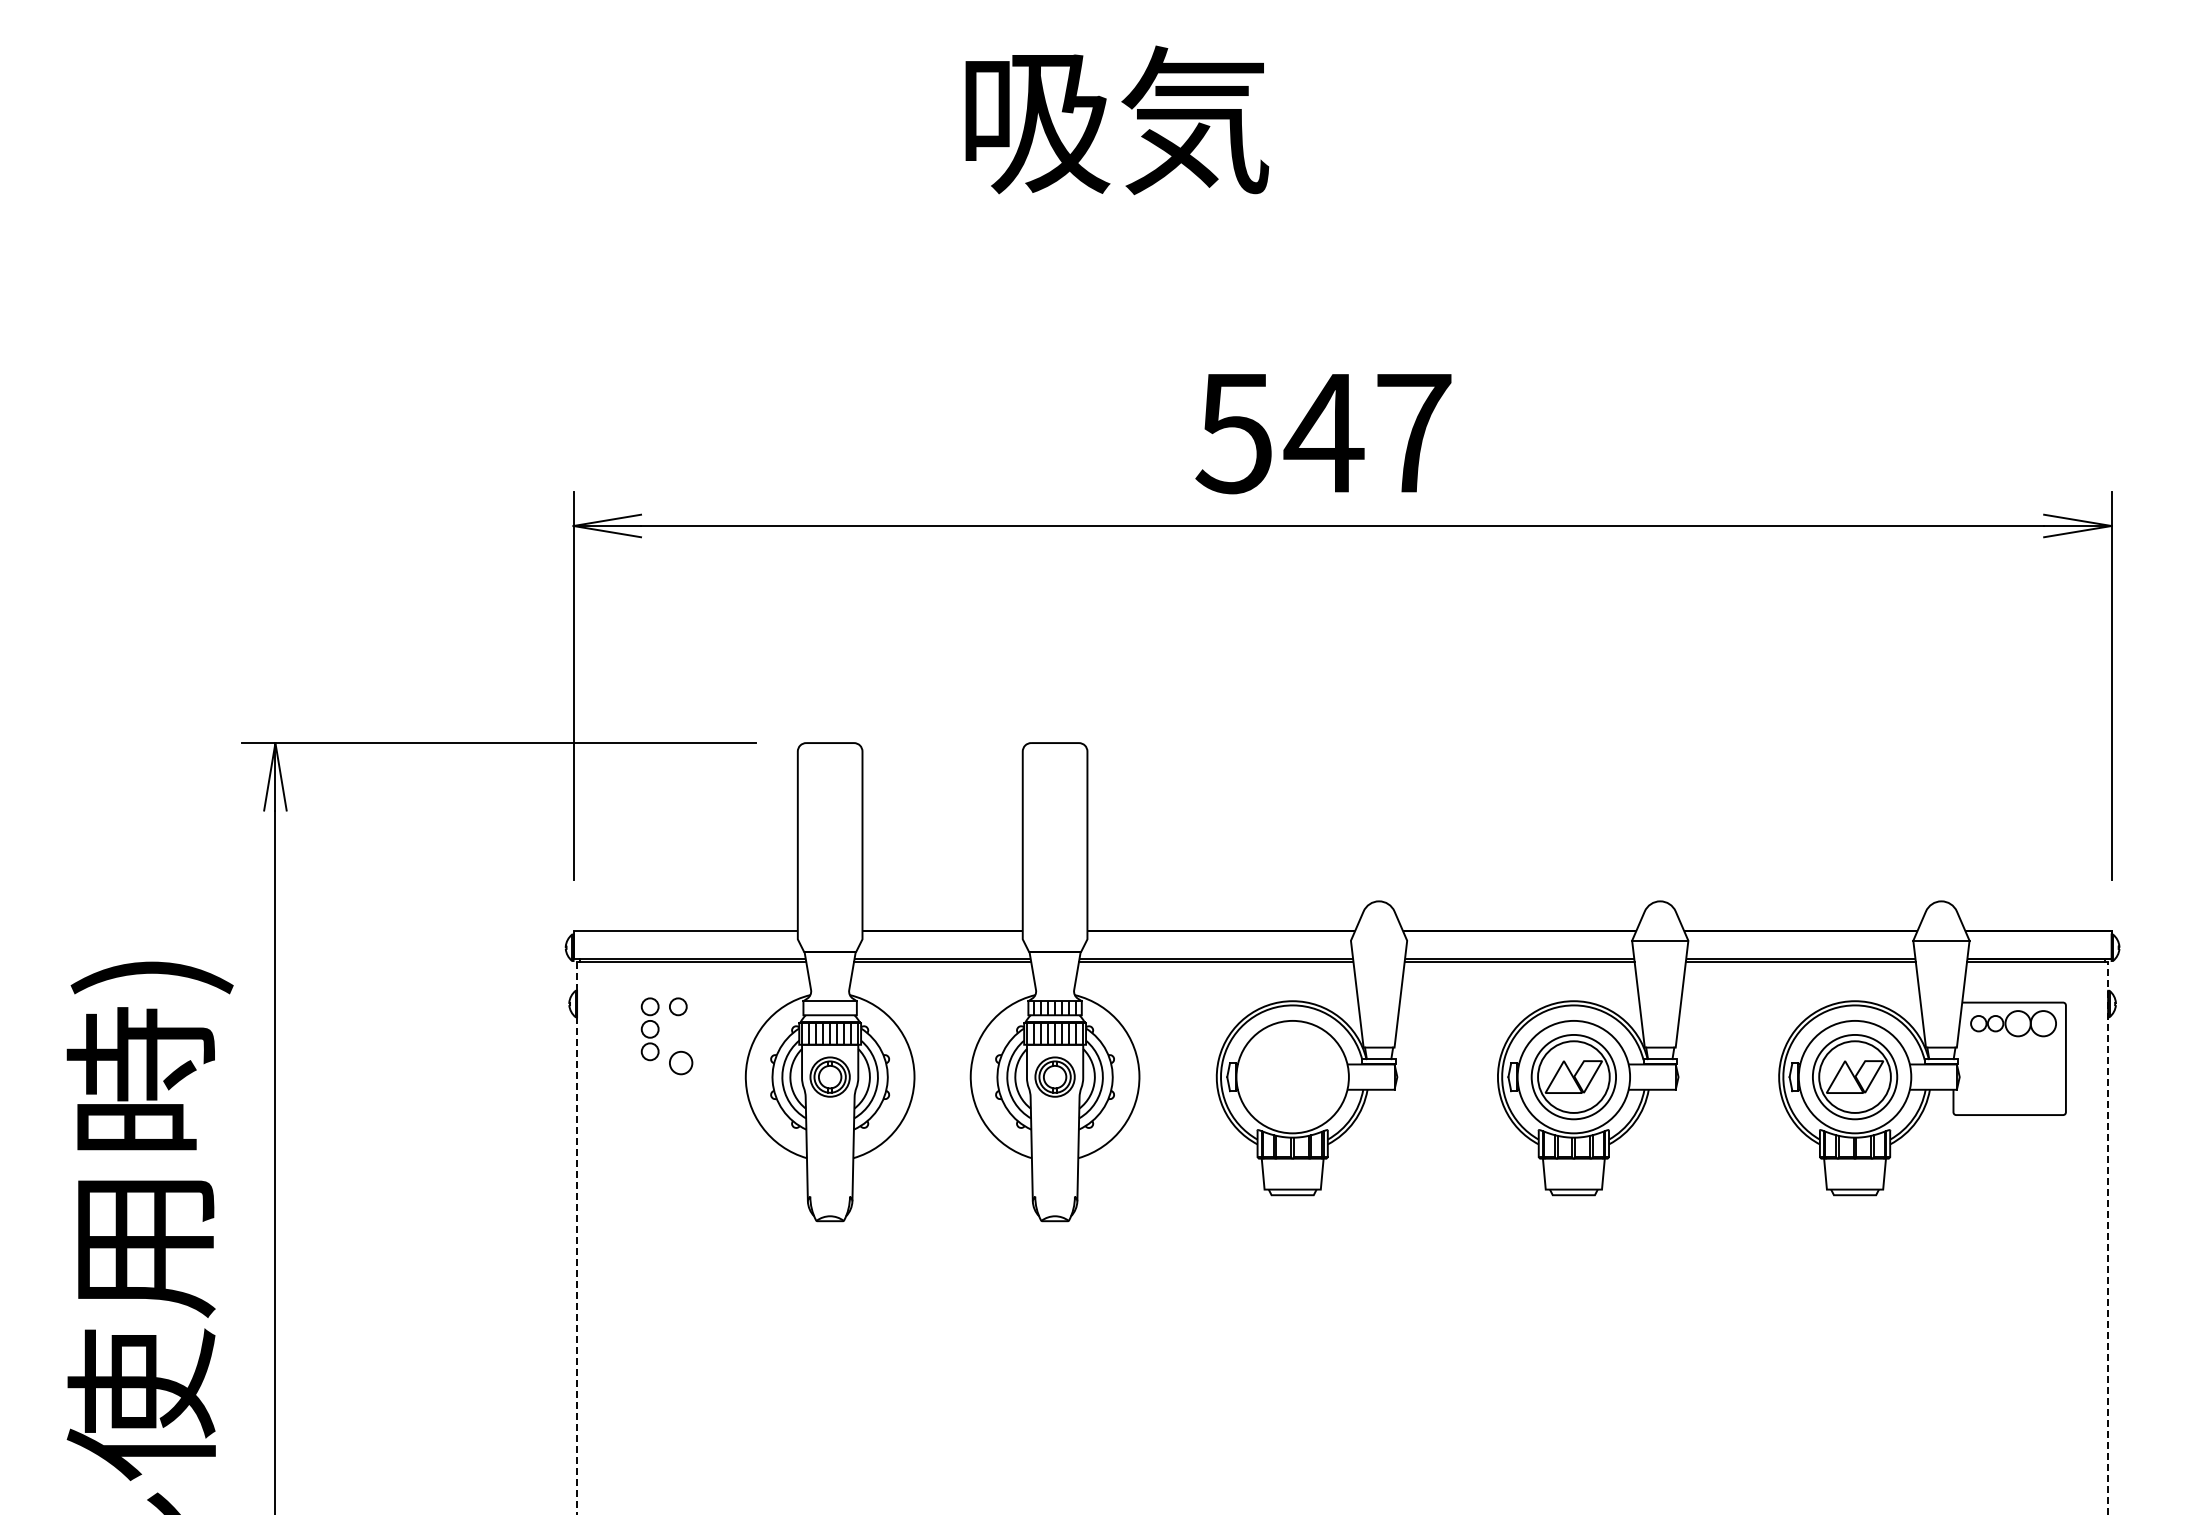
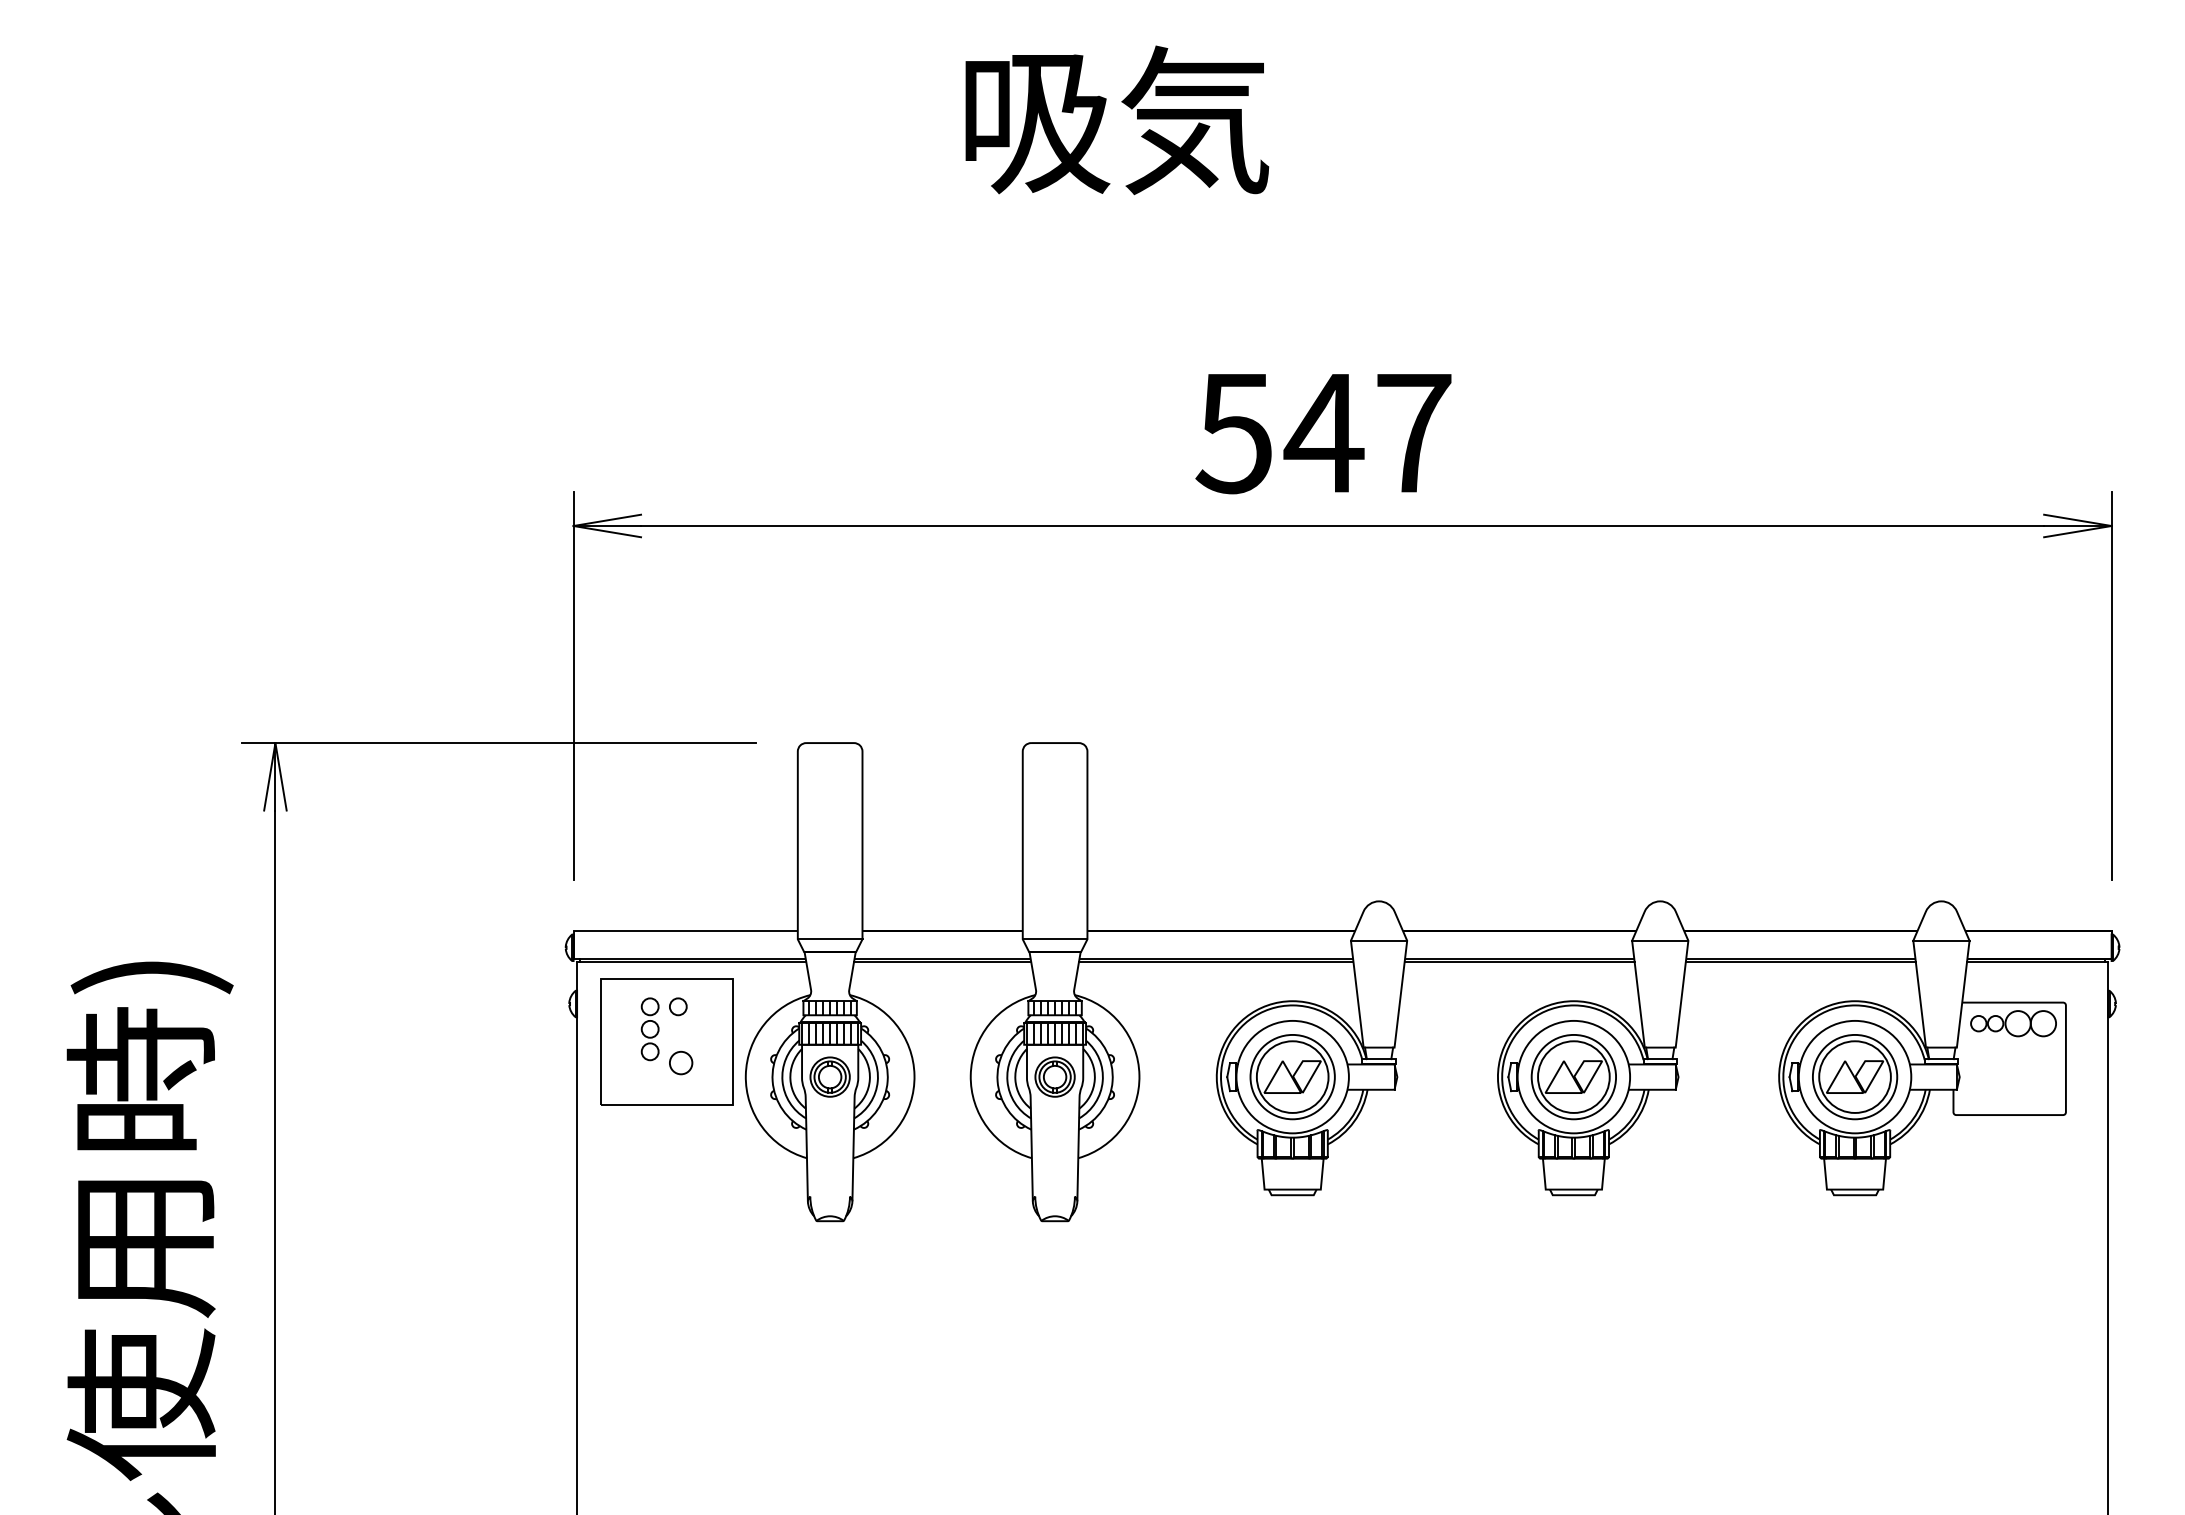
line: none -> present (829, 939)
line: none -> present (1054, 939)
line: none -> present (1378, 940)
hatch: none -> present (829, 1008)
part: none -> present (666, 1041)
part: none -> present (1292, 1077)
line: dashed -> solid (2108, 1237)
line: dashed -> solid (577, 1238)
